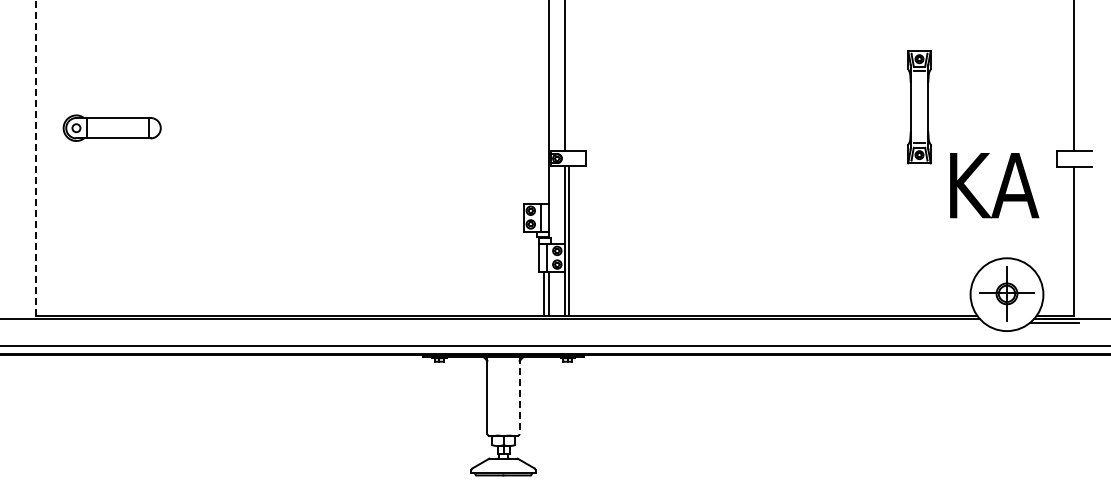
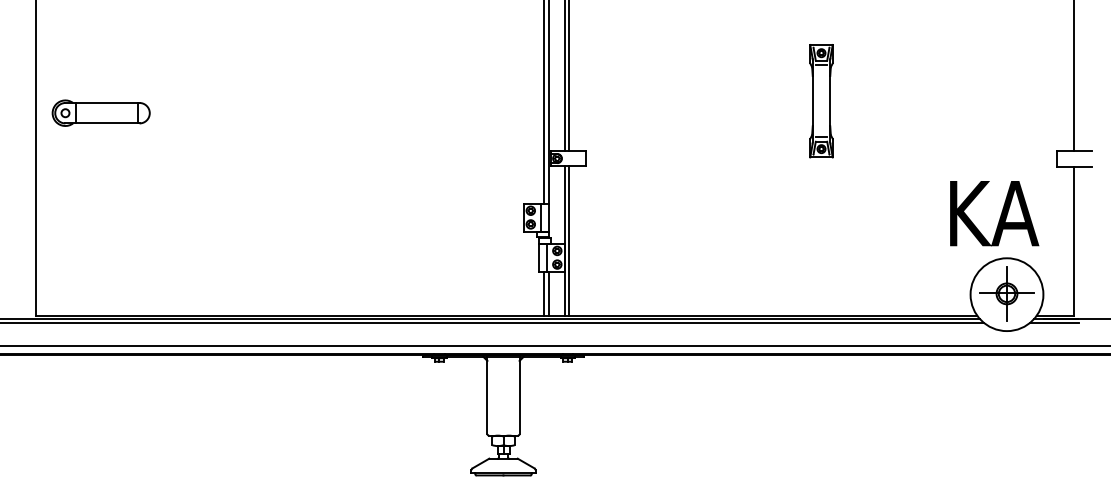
line: none -> present (568, 76)
line: none -> present (544, 102)
part position: (919, 107) -> (821, 101) (821, 101)
part position: (111, 127) -> (100, 112) (100, 112)
line: dashed -> solid (35, 157)
text position: (994, 185) -> (994, 213) (994, 213)
line: none -> present (493, 323)
line: dashed -> solid (519, 395)
